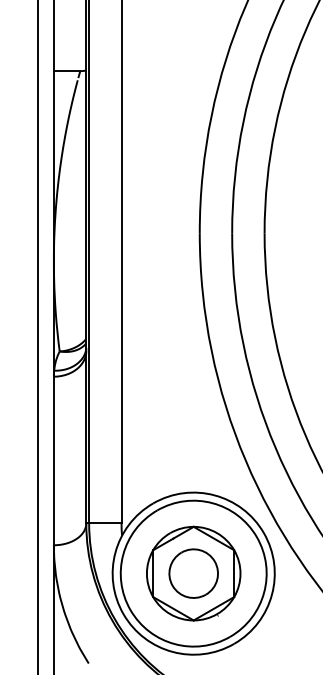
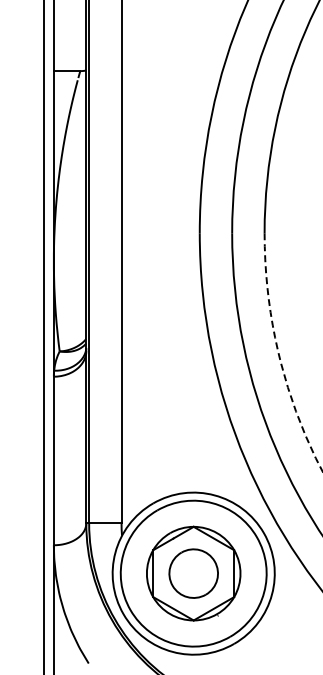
line position: (37, 336) -> (43, 336) (43, 336)
arc: solid -> dashed (279, 355)
